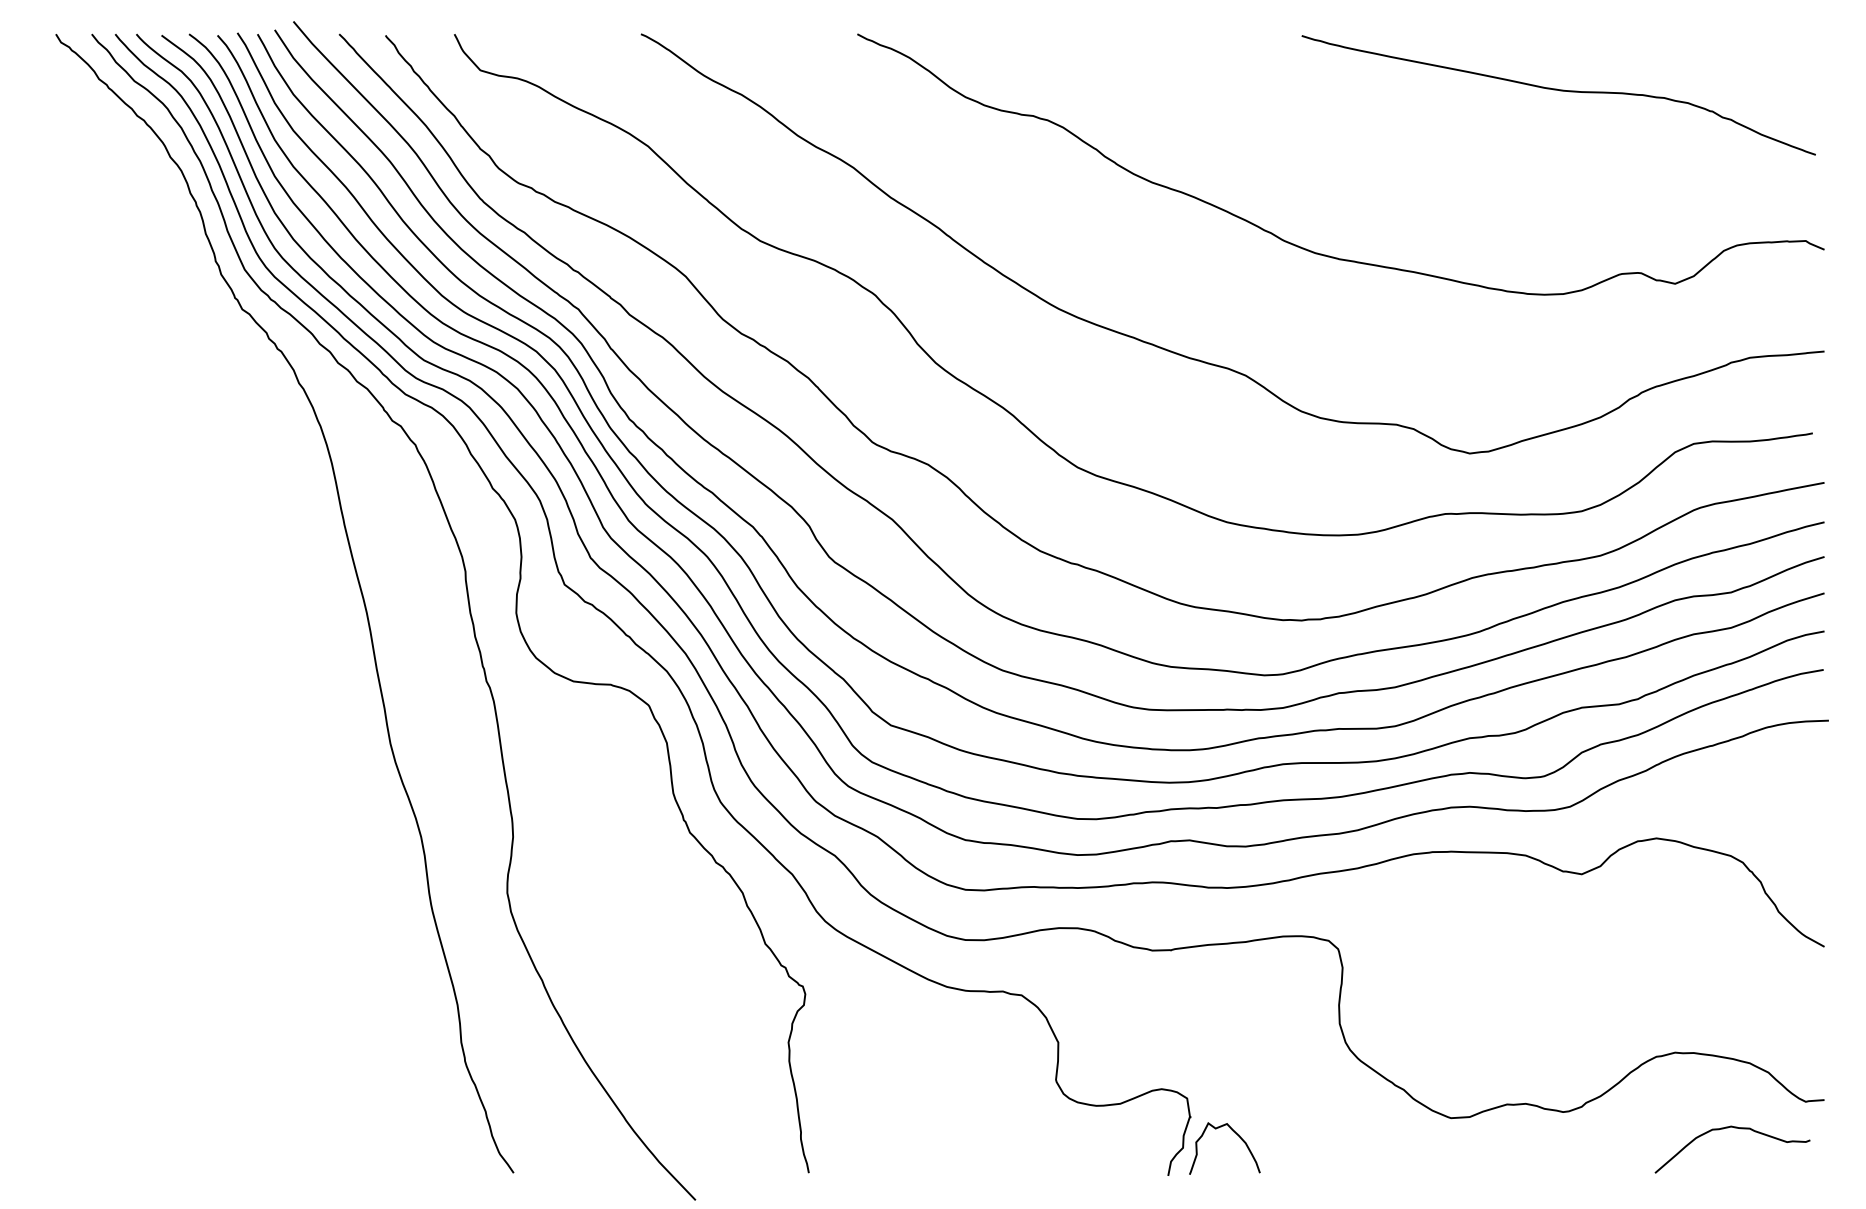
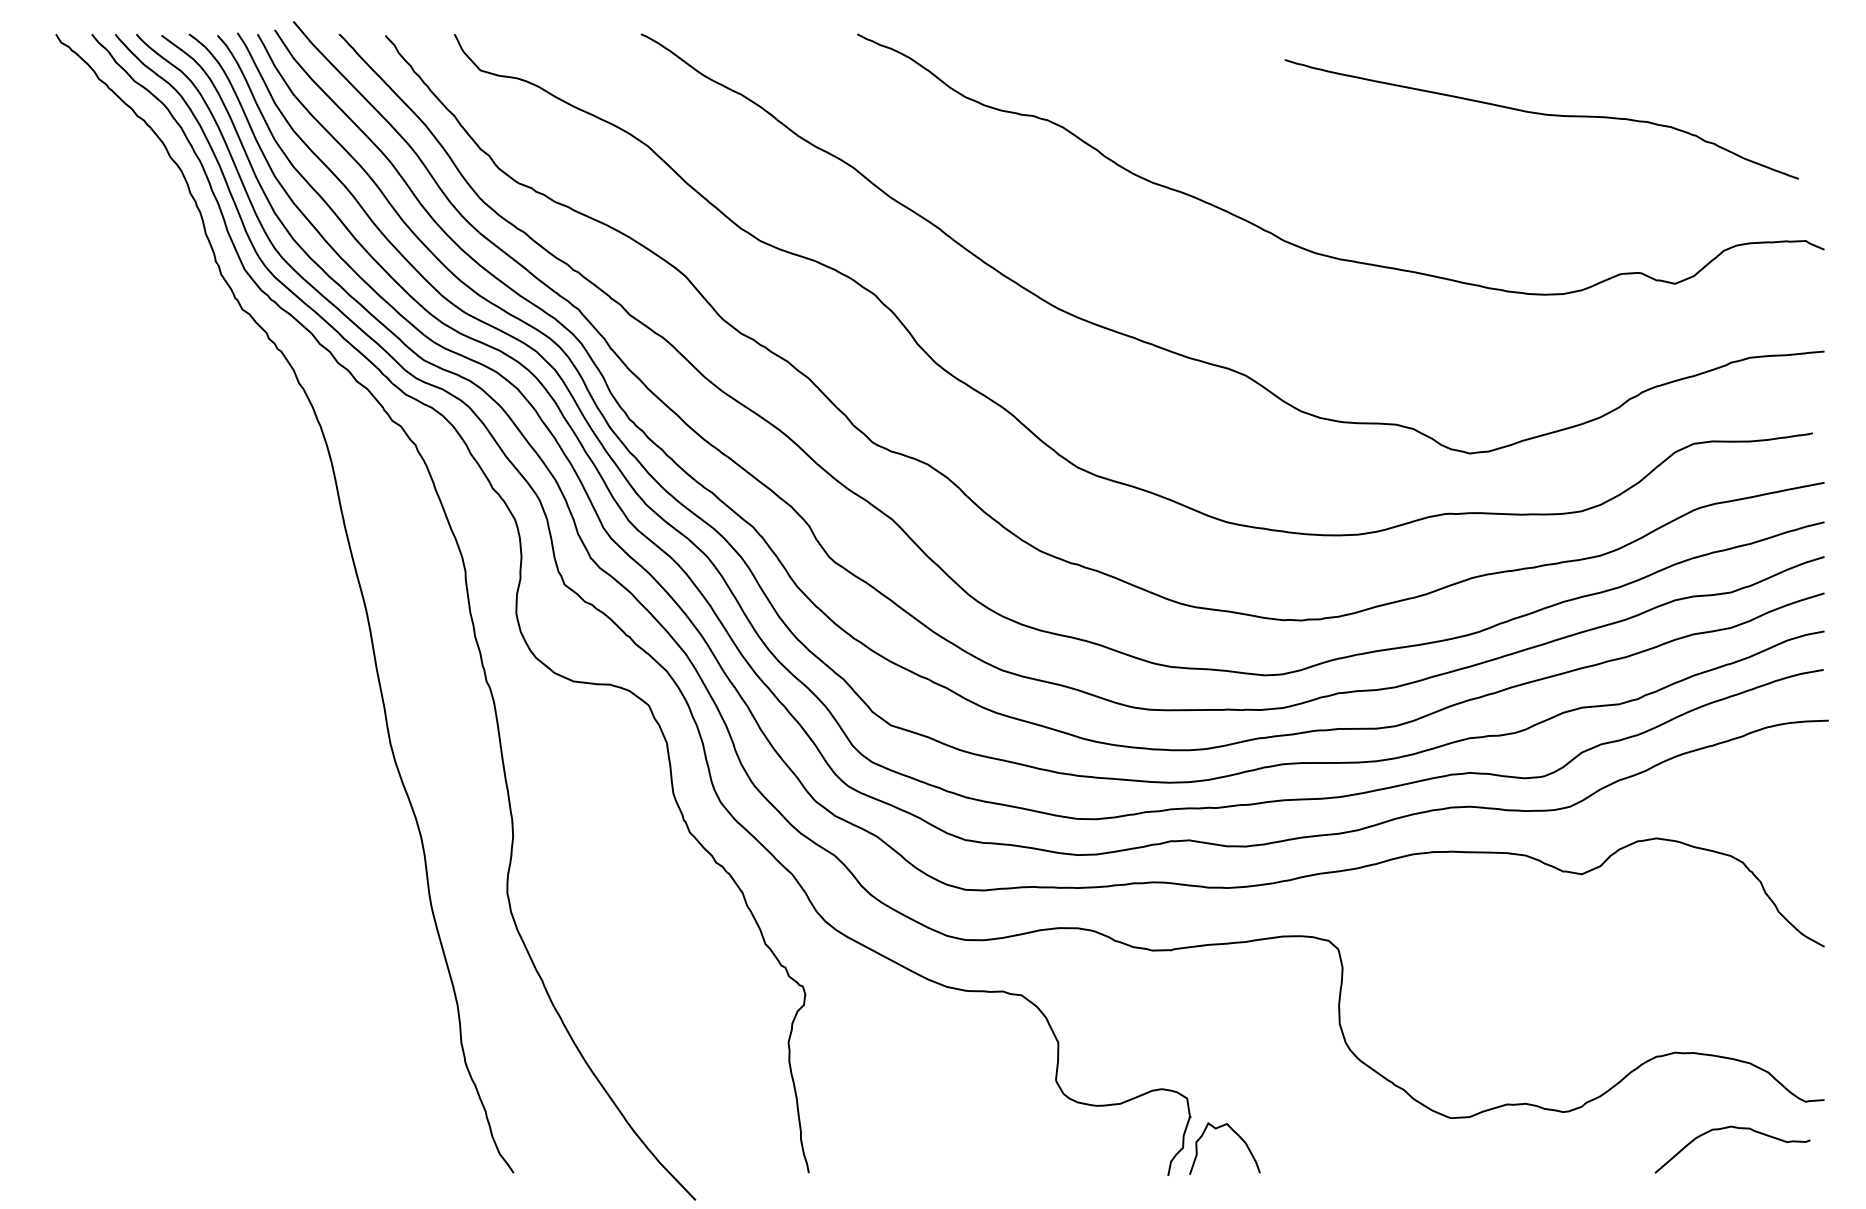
curve position: (1560, 91) -> (1543, 115) (1543, 115)
